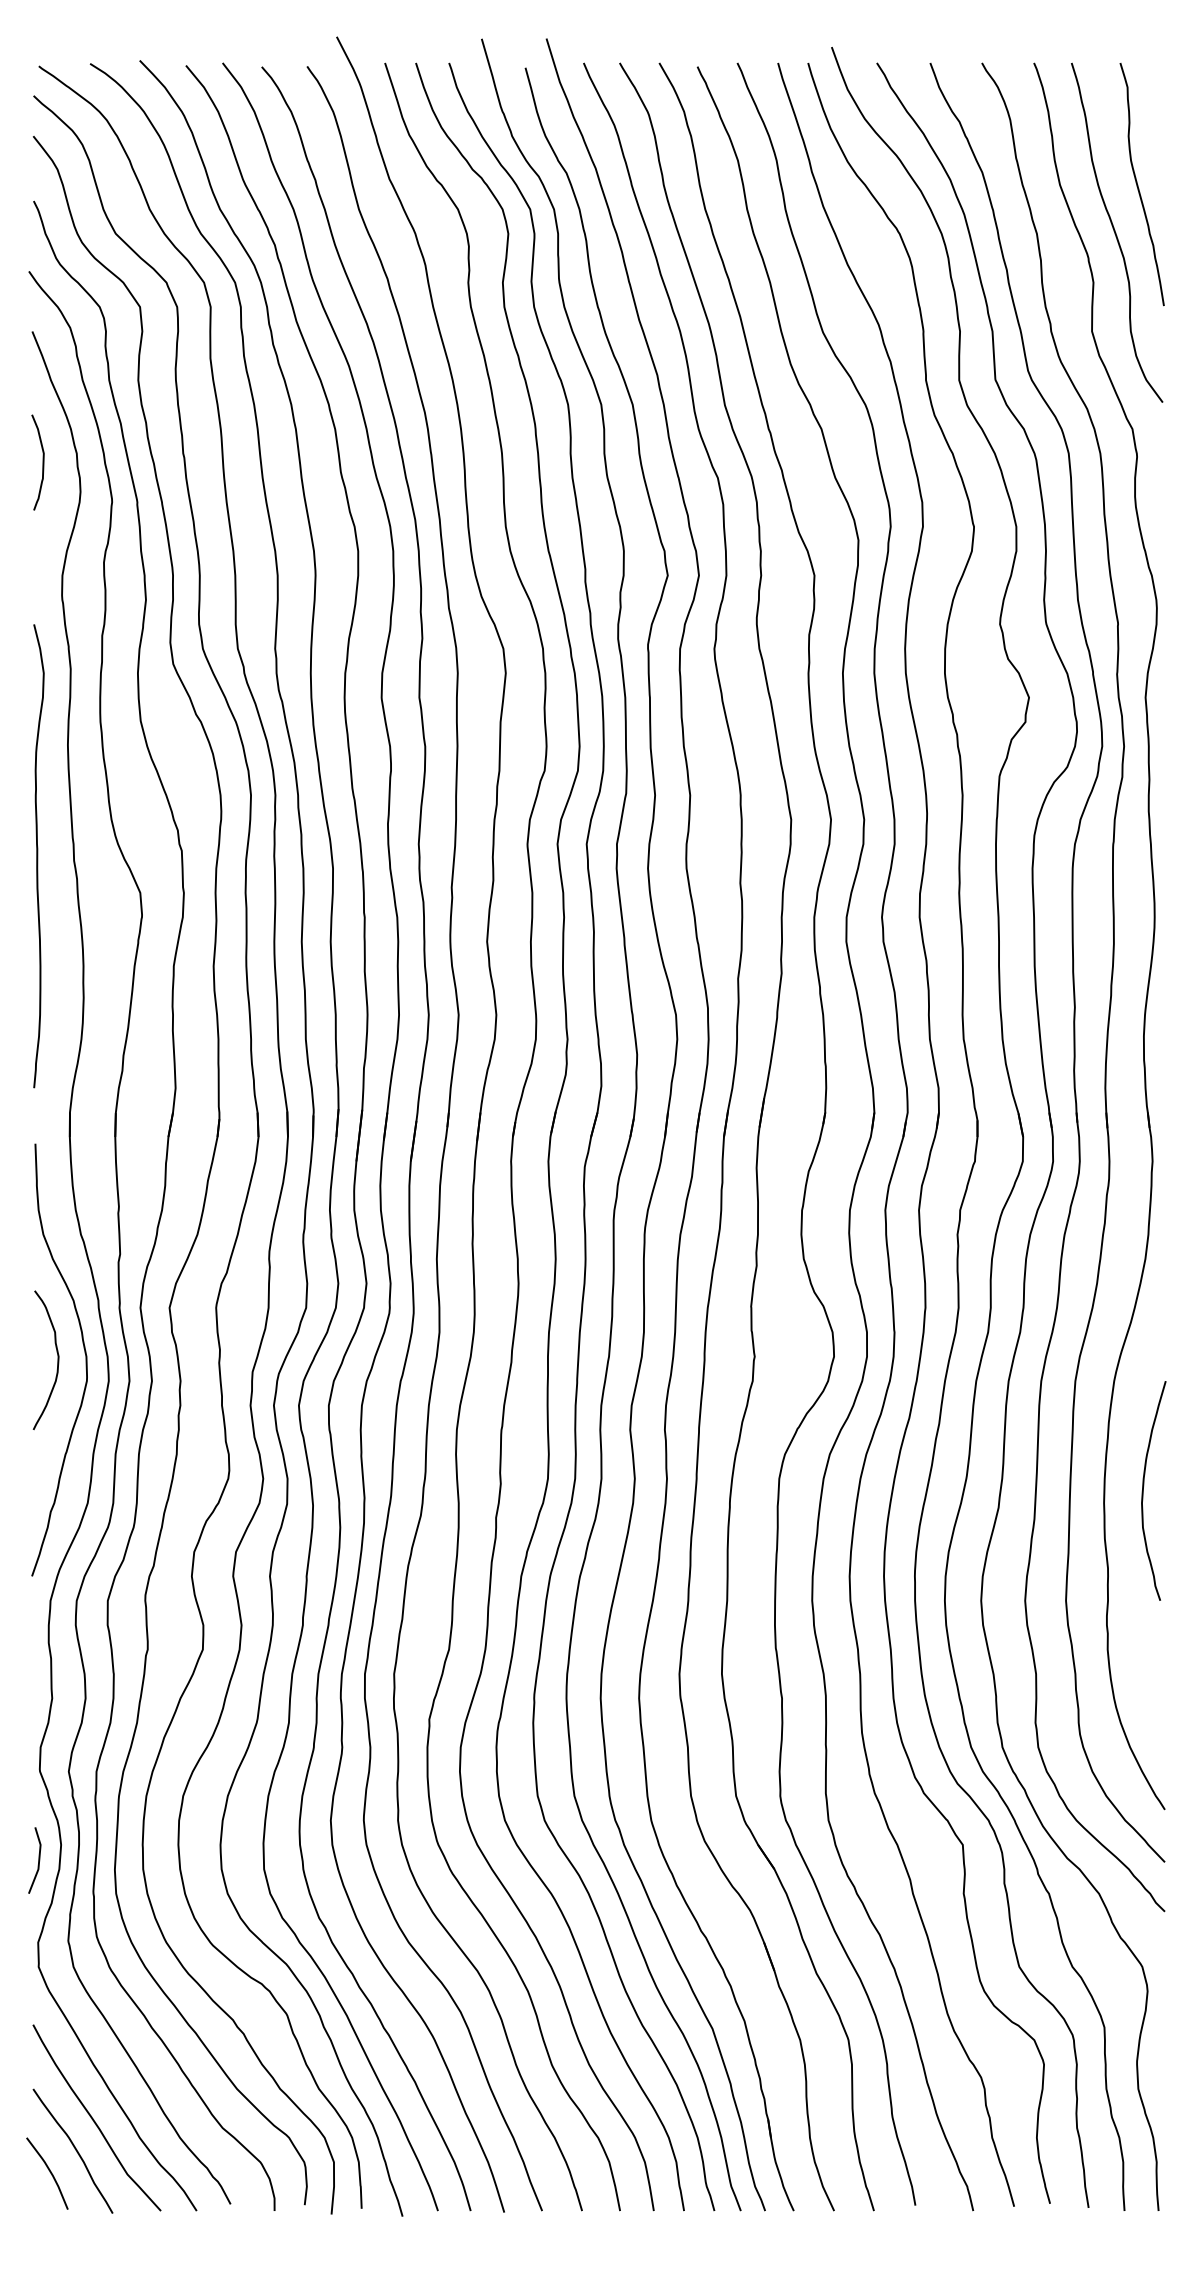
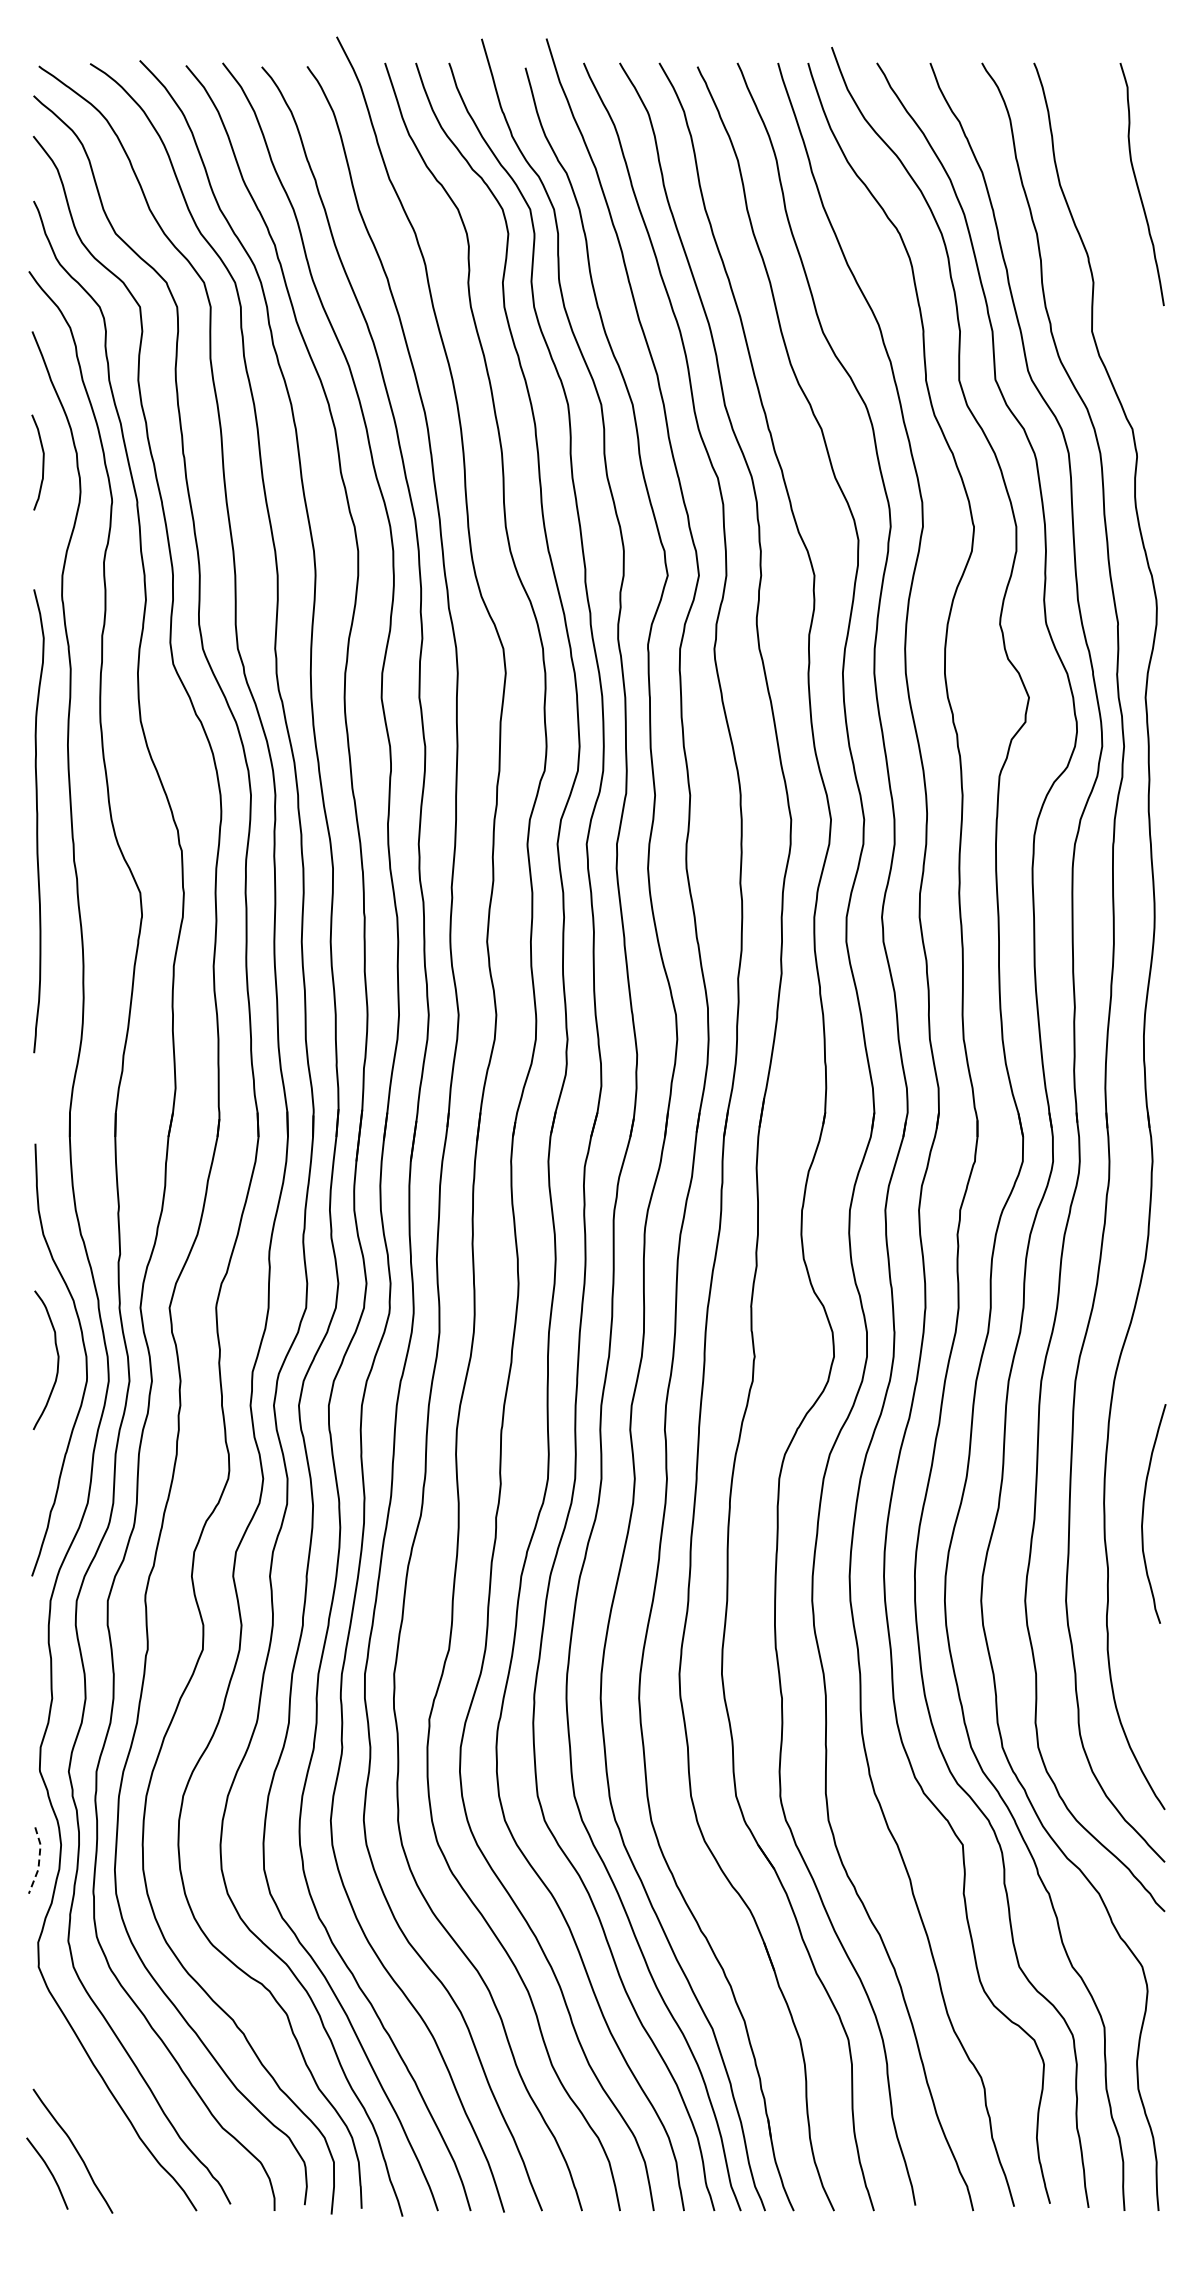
curve: present -> none (1116, 232)
curve position: (38, 856) -> (38, 821) (38, 821)
curve position: (1144, 1486) -> (1144, 1509) (1144, 1509)
line: solid -> dashed (39, 1861)
curve: present -> none (94, 2119)
